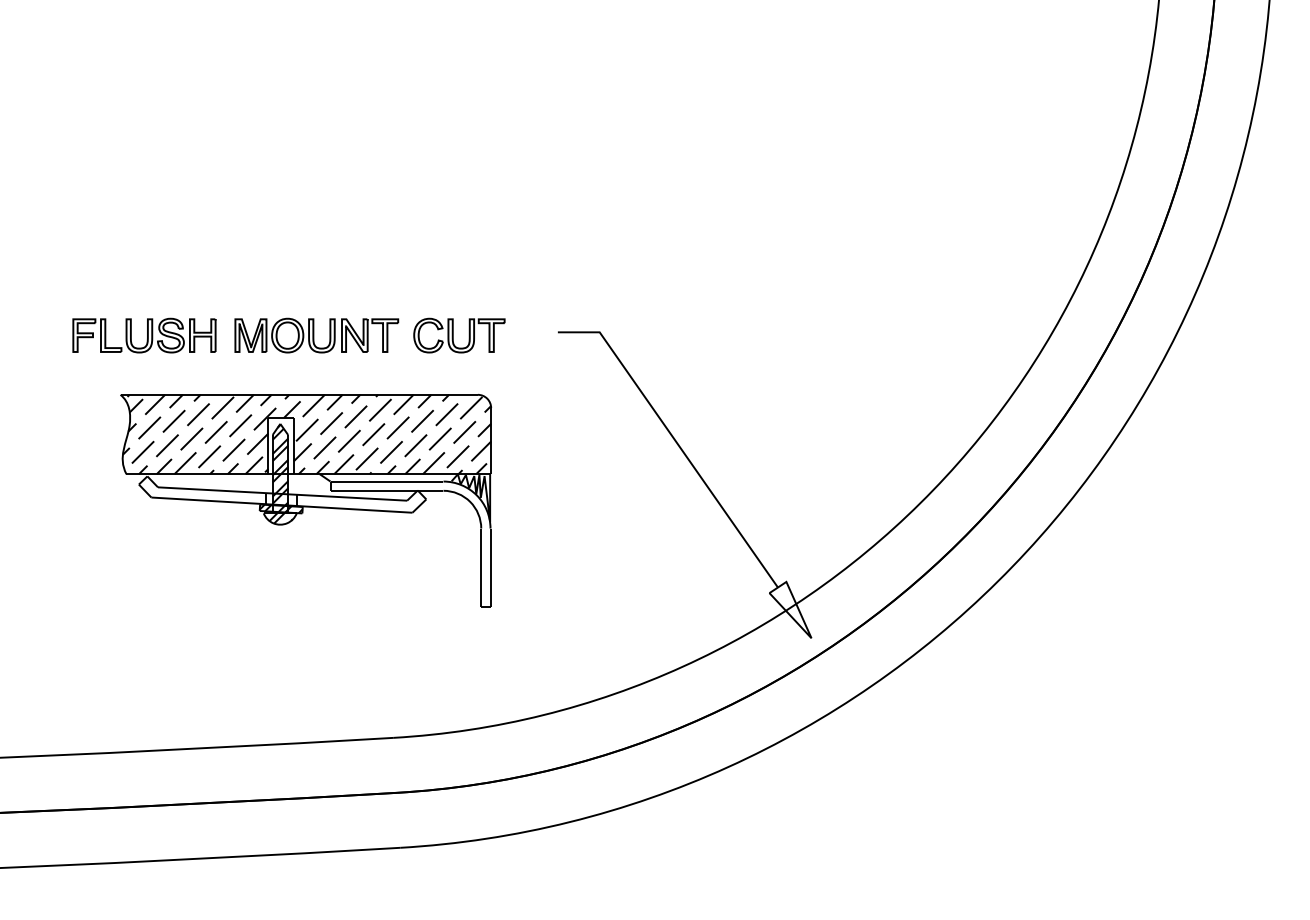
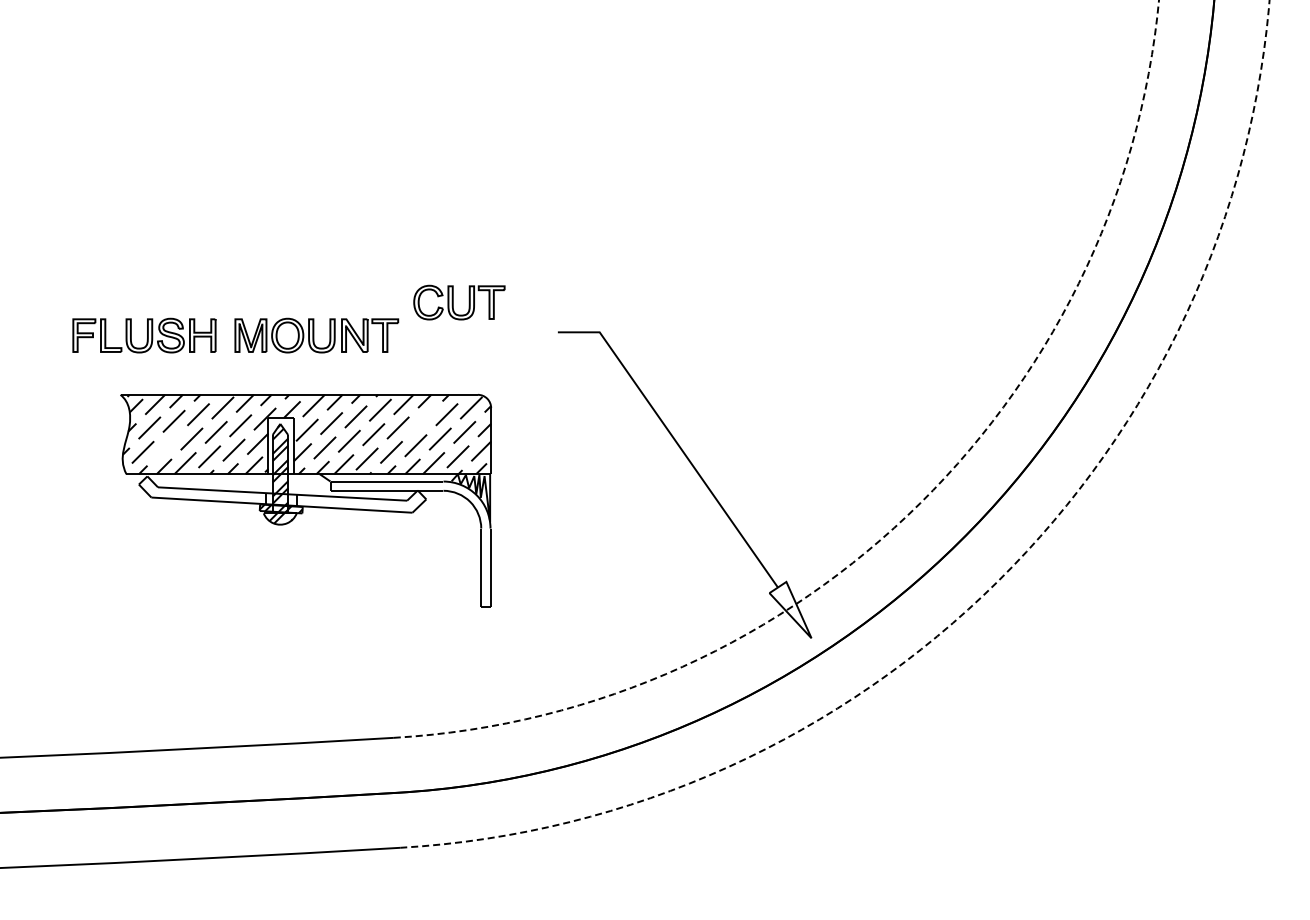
part position: (459, 335) -> (459, 302) (459, 302)
line: present -> none (422, 421)
line: present -> none (167, 445)
arc: solid -> dashed (912, 510)
arc: solid -> dashed (993, 585)
